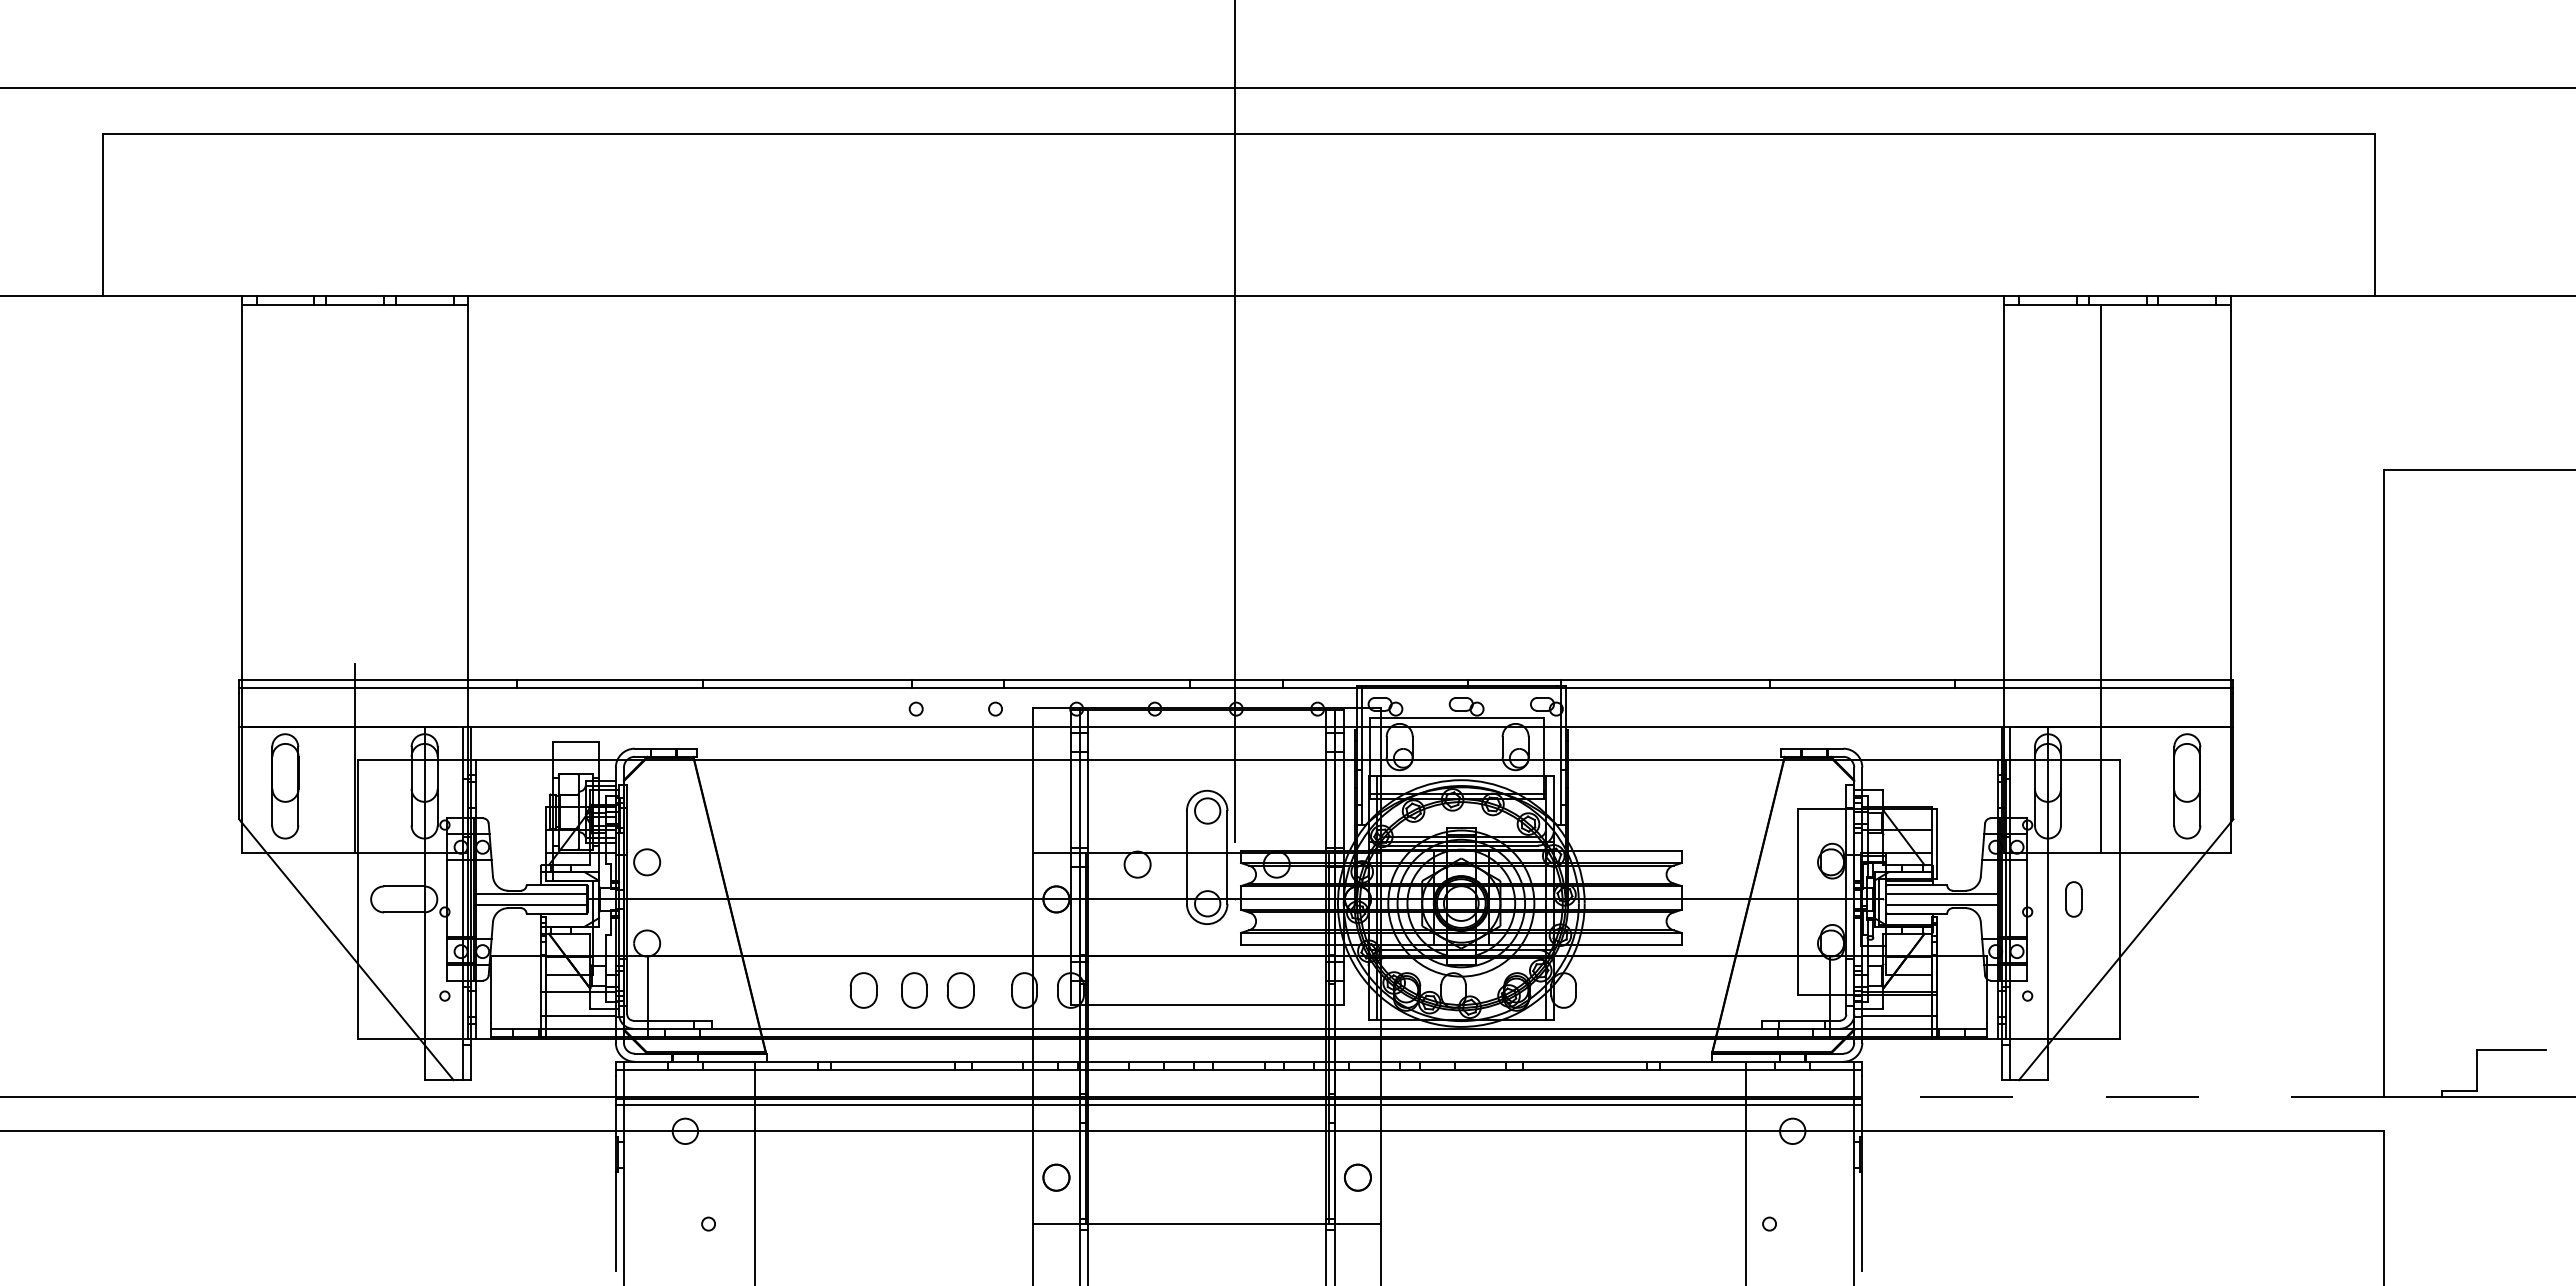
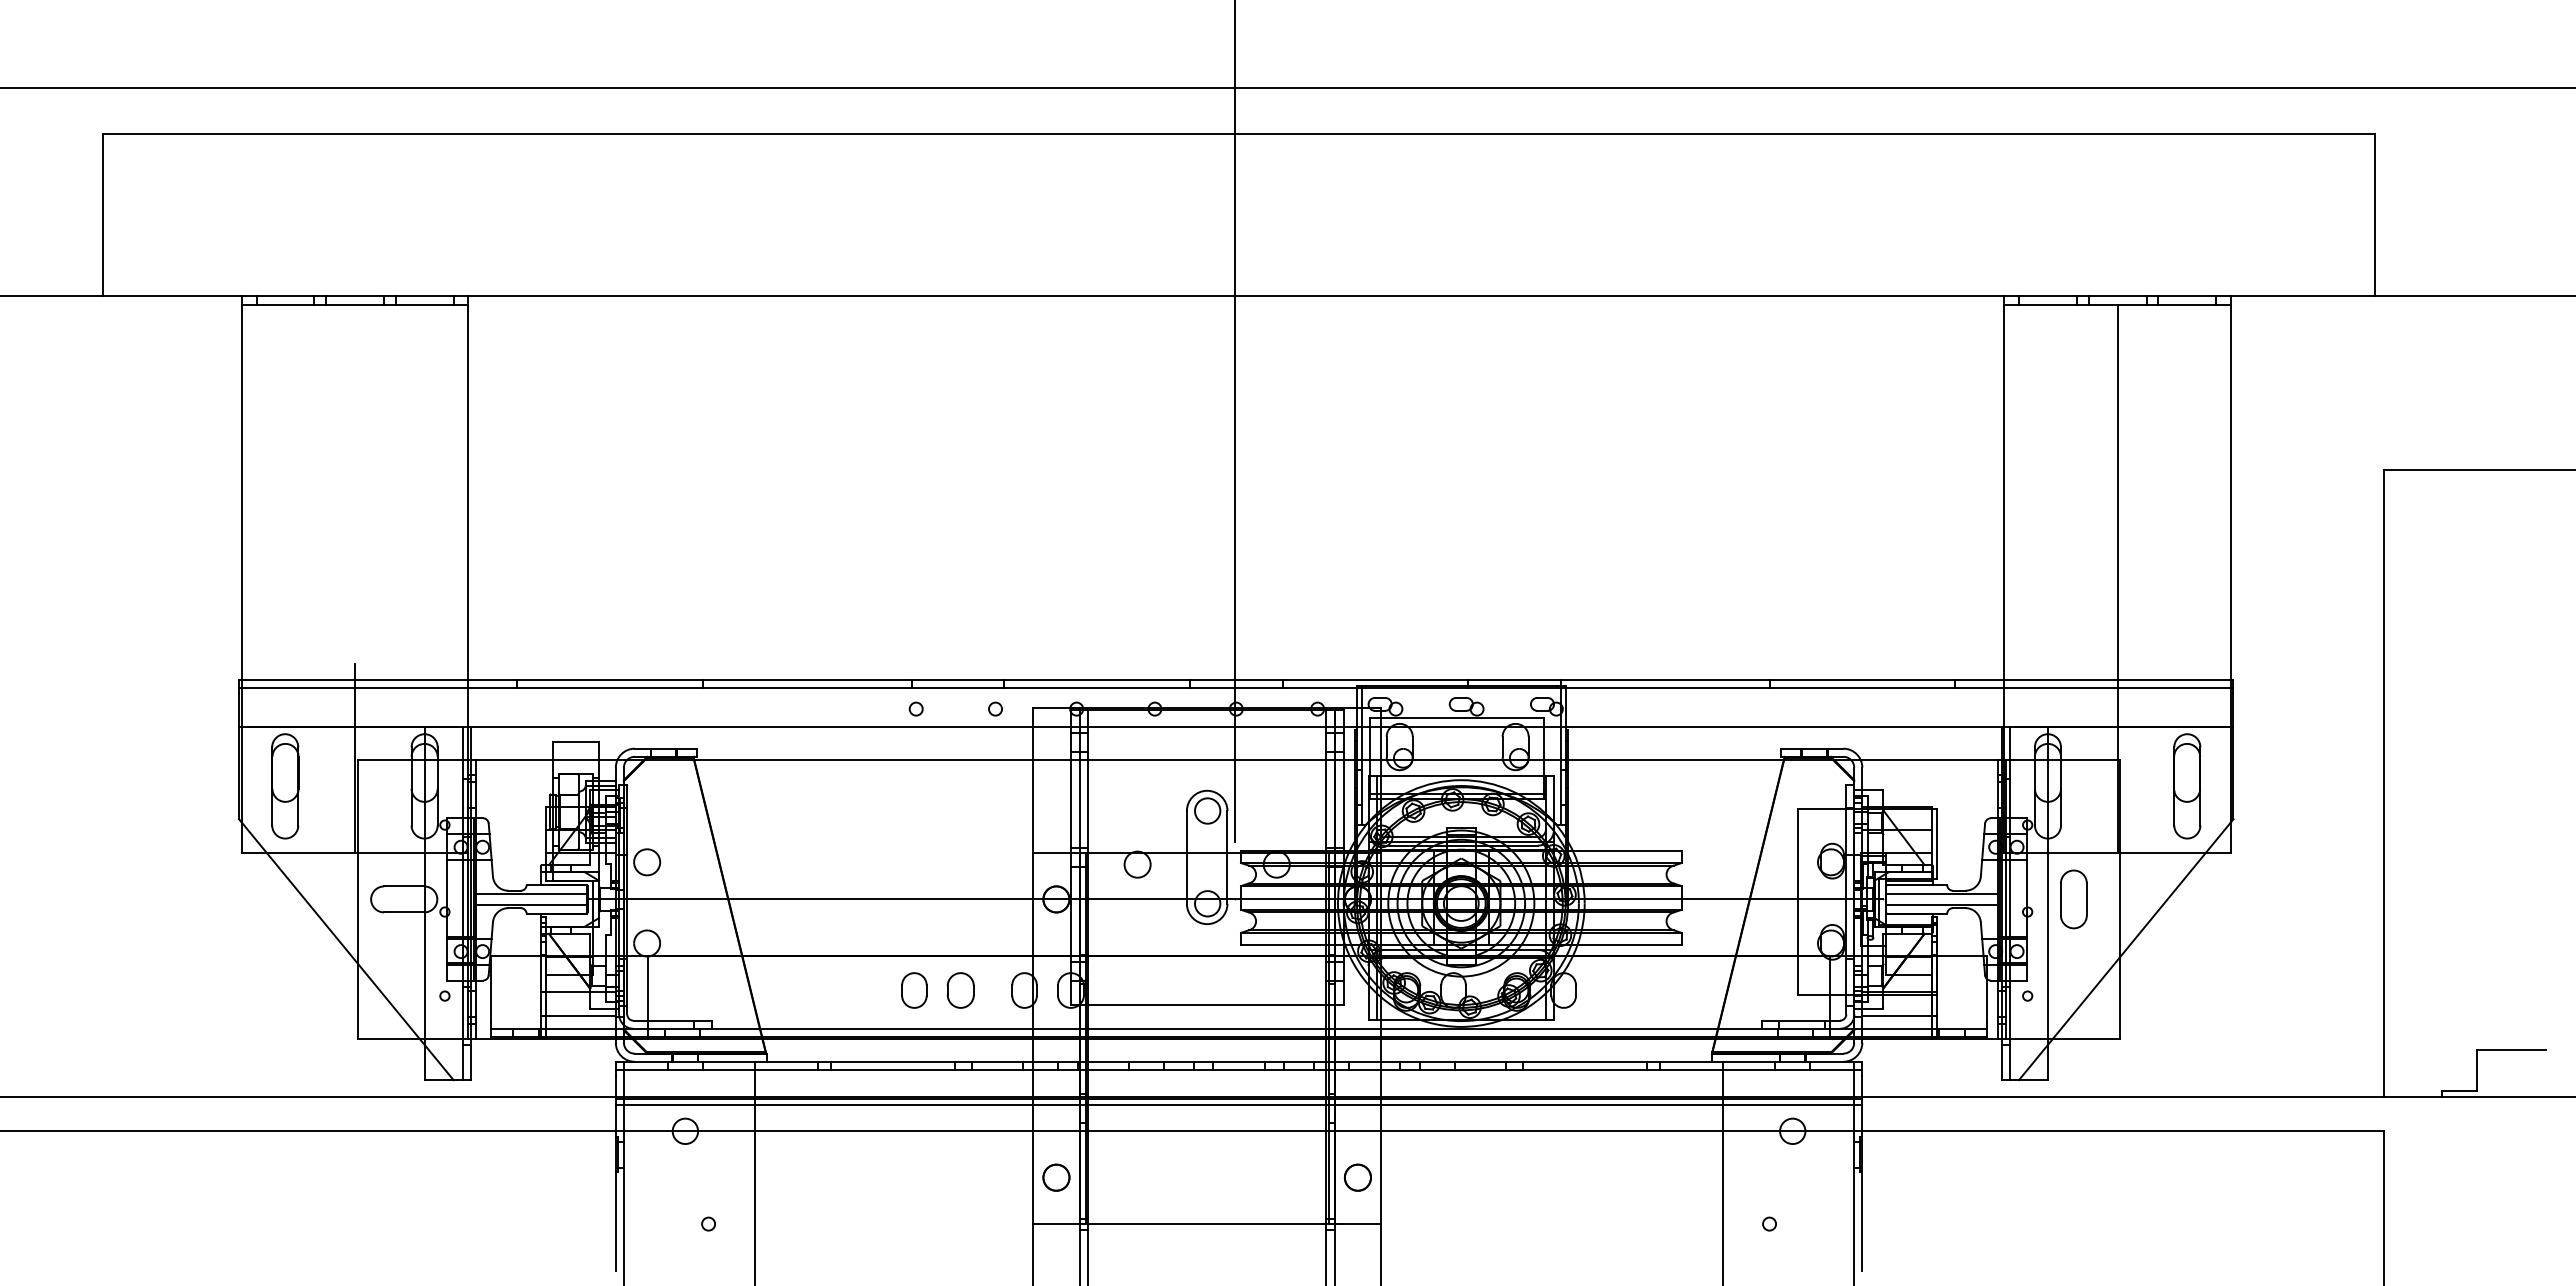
line position: (2100, 578) -> (2117, 578) (2117, 578)
part size: 18x37 px -> 28x61 px (2073, 899)
part: present -> none (863, 990)
line: dashed -> solid (2123, 1096)
line position: (1746, 1171) -> (1723, 1171) (1723, 1171)
